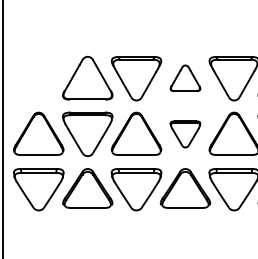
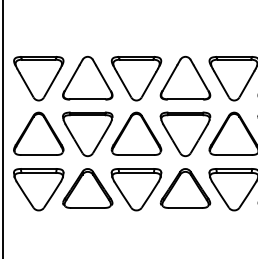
part size: 33x28 px -> 53x45 px (185, 78)
part: none -> present (38, 78)
part size: 33x29 px -> 53x47 px (185, 134)
